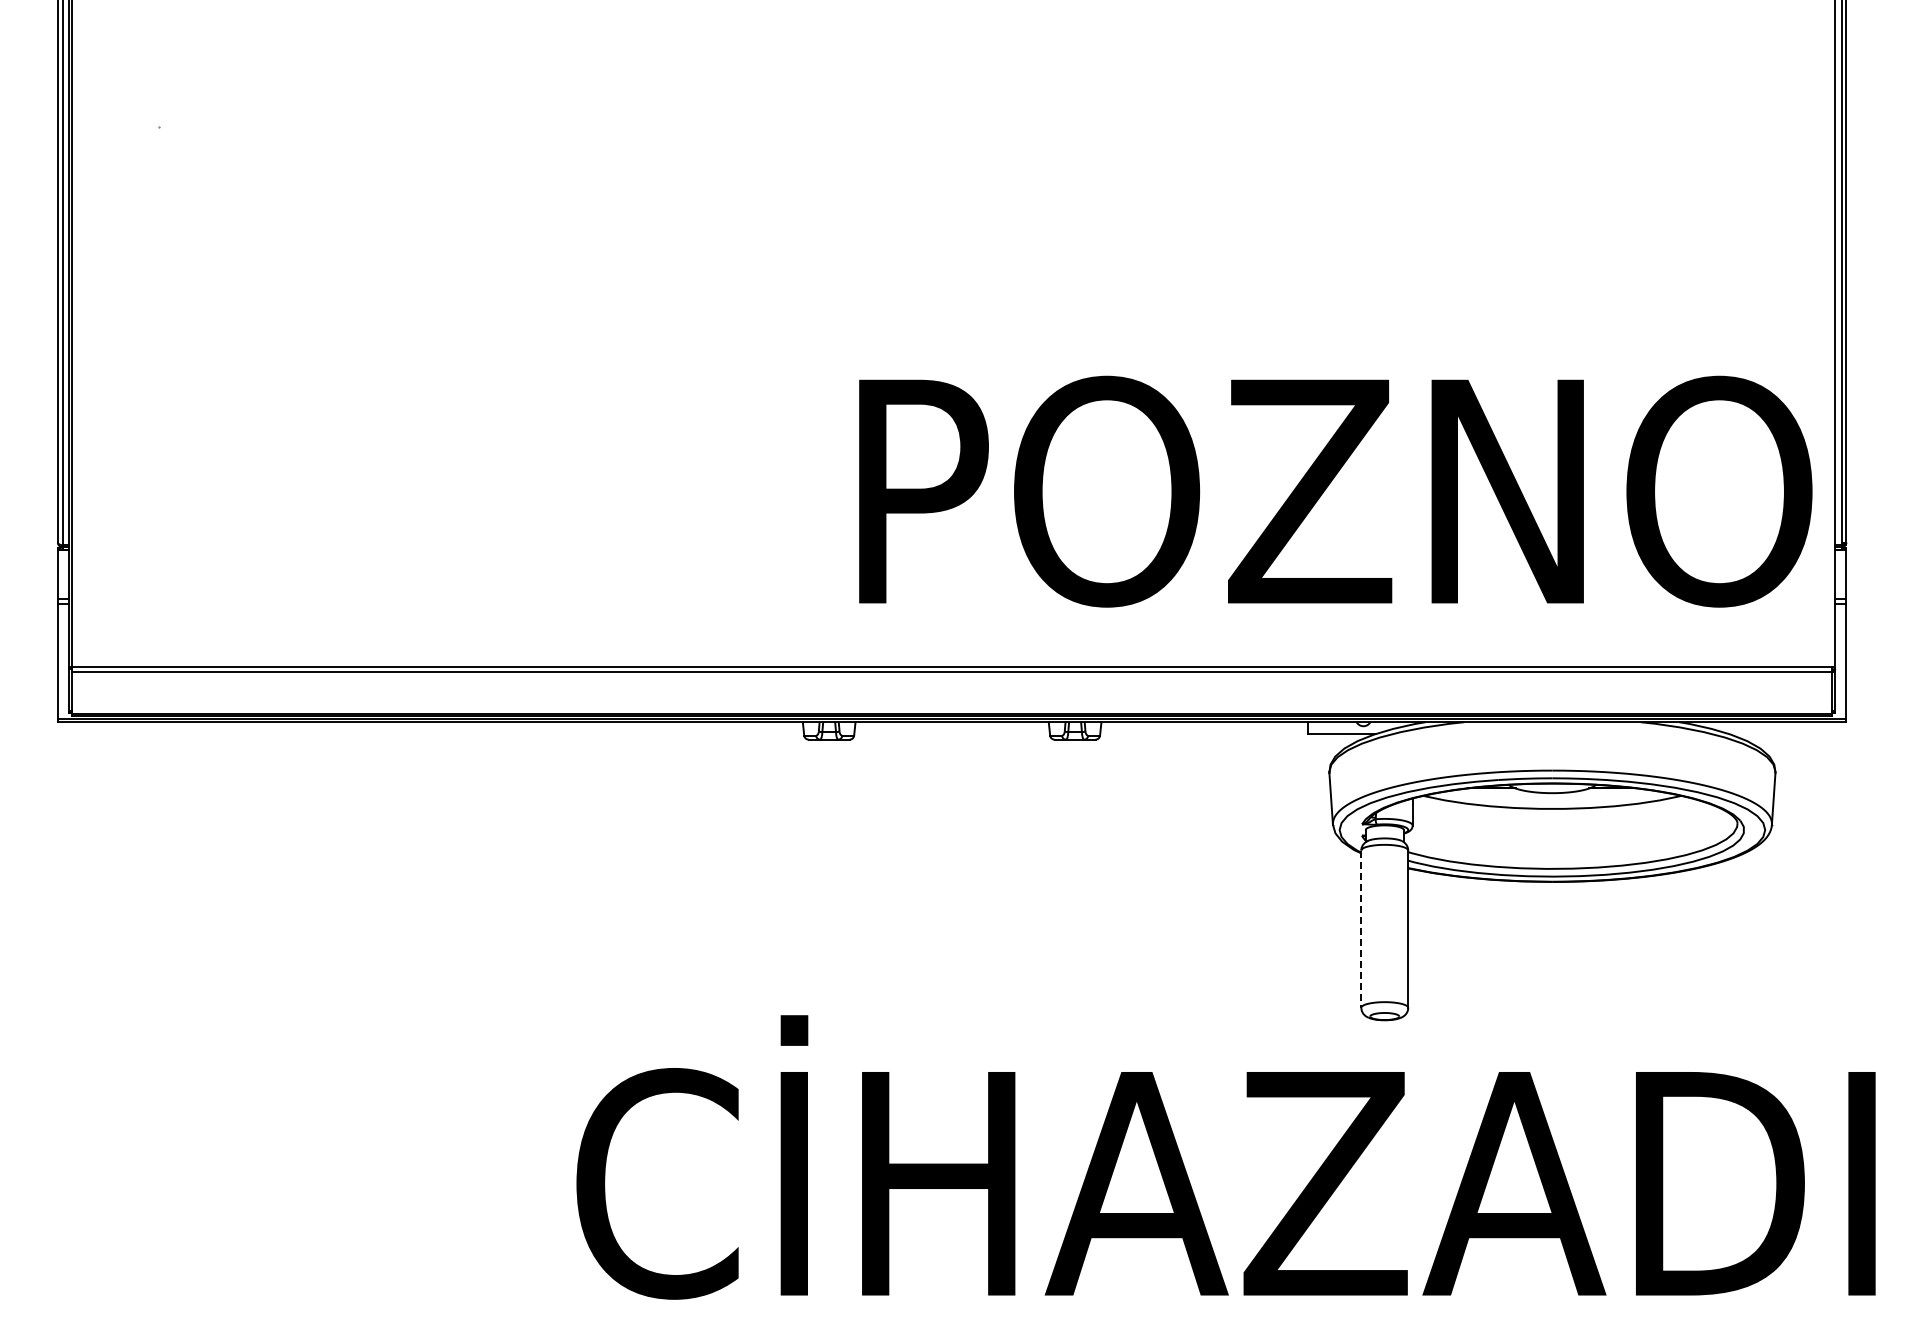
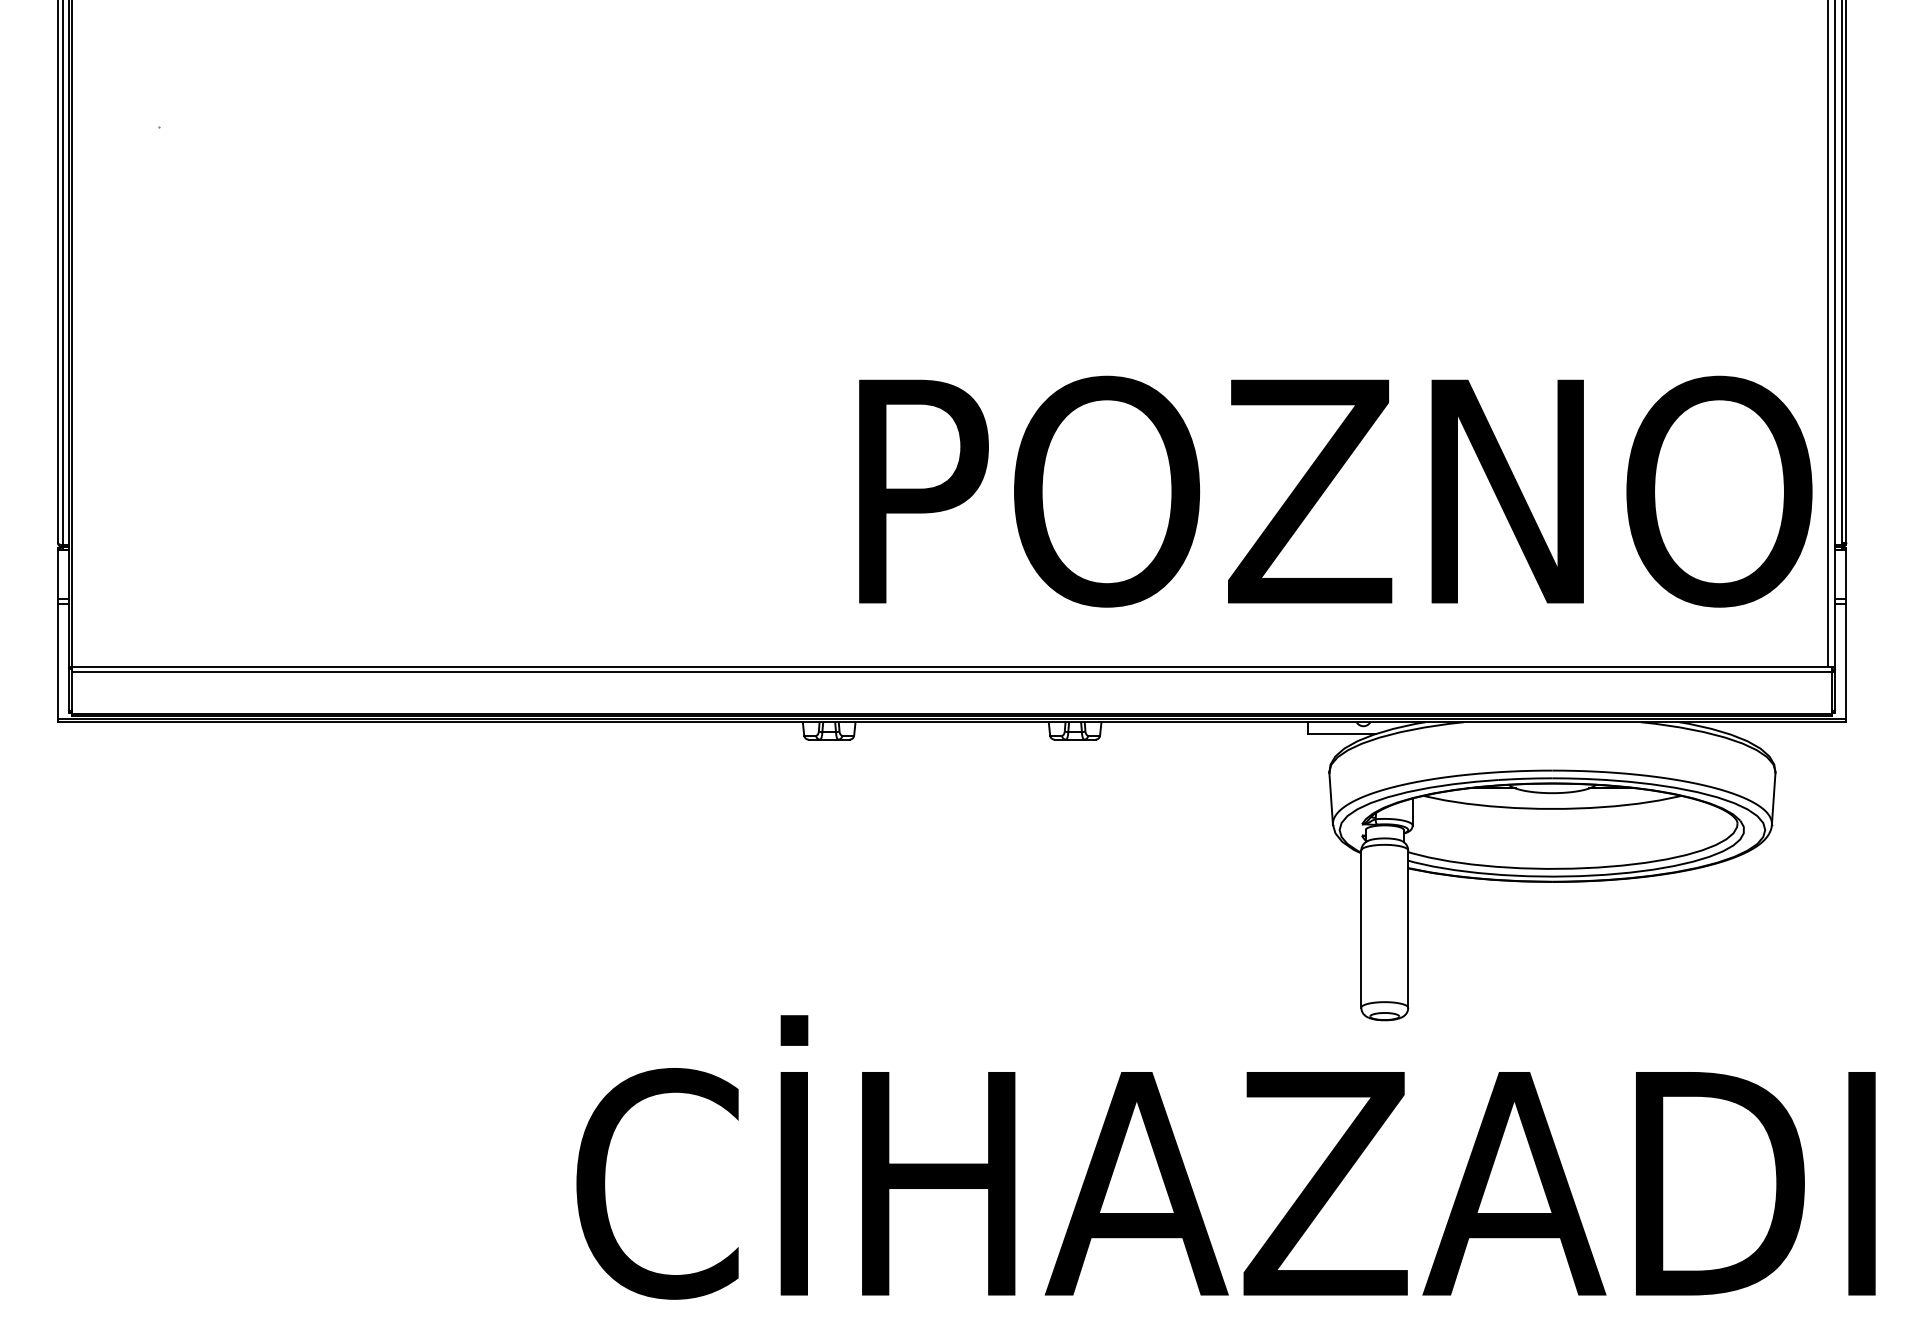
line: none -> present (1828, 334)
line: dashed -> solid (1361, 929)
